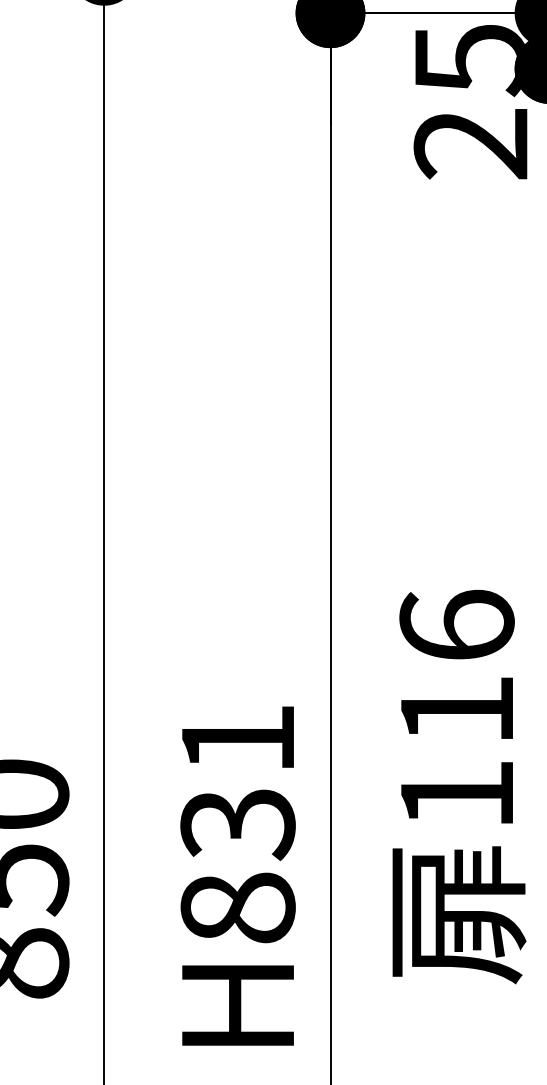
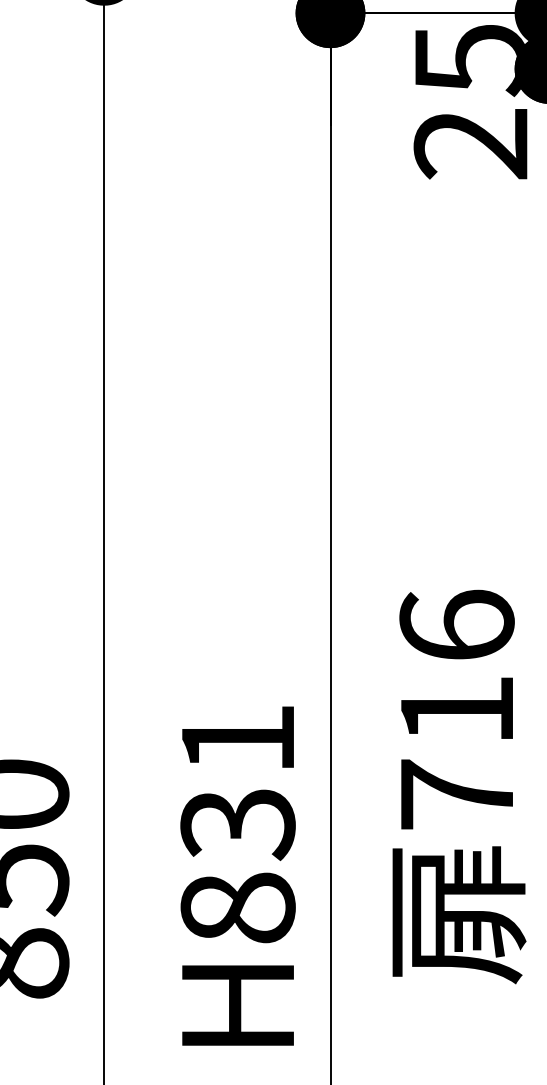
text: 116 -> 716 (456, 794)
